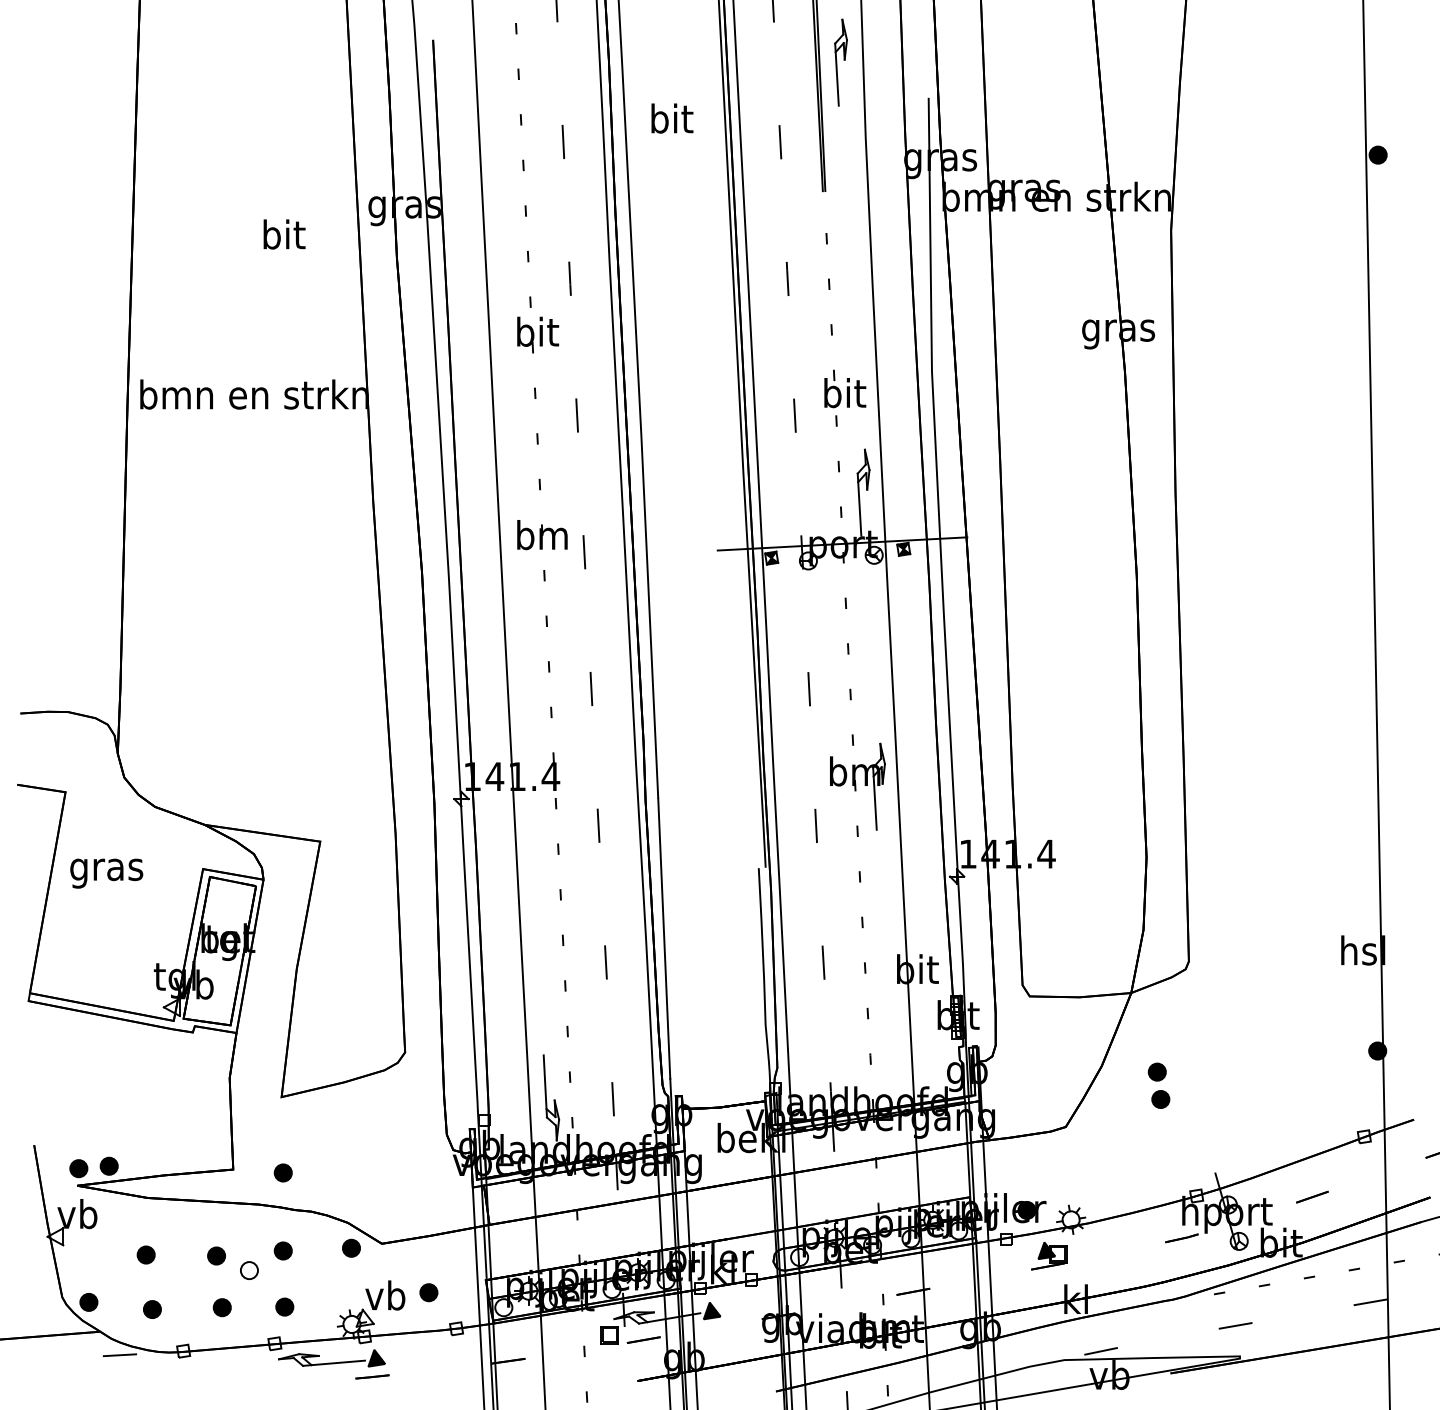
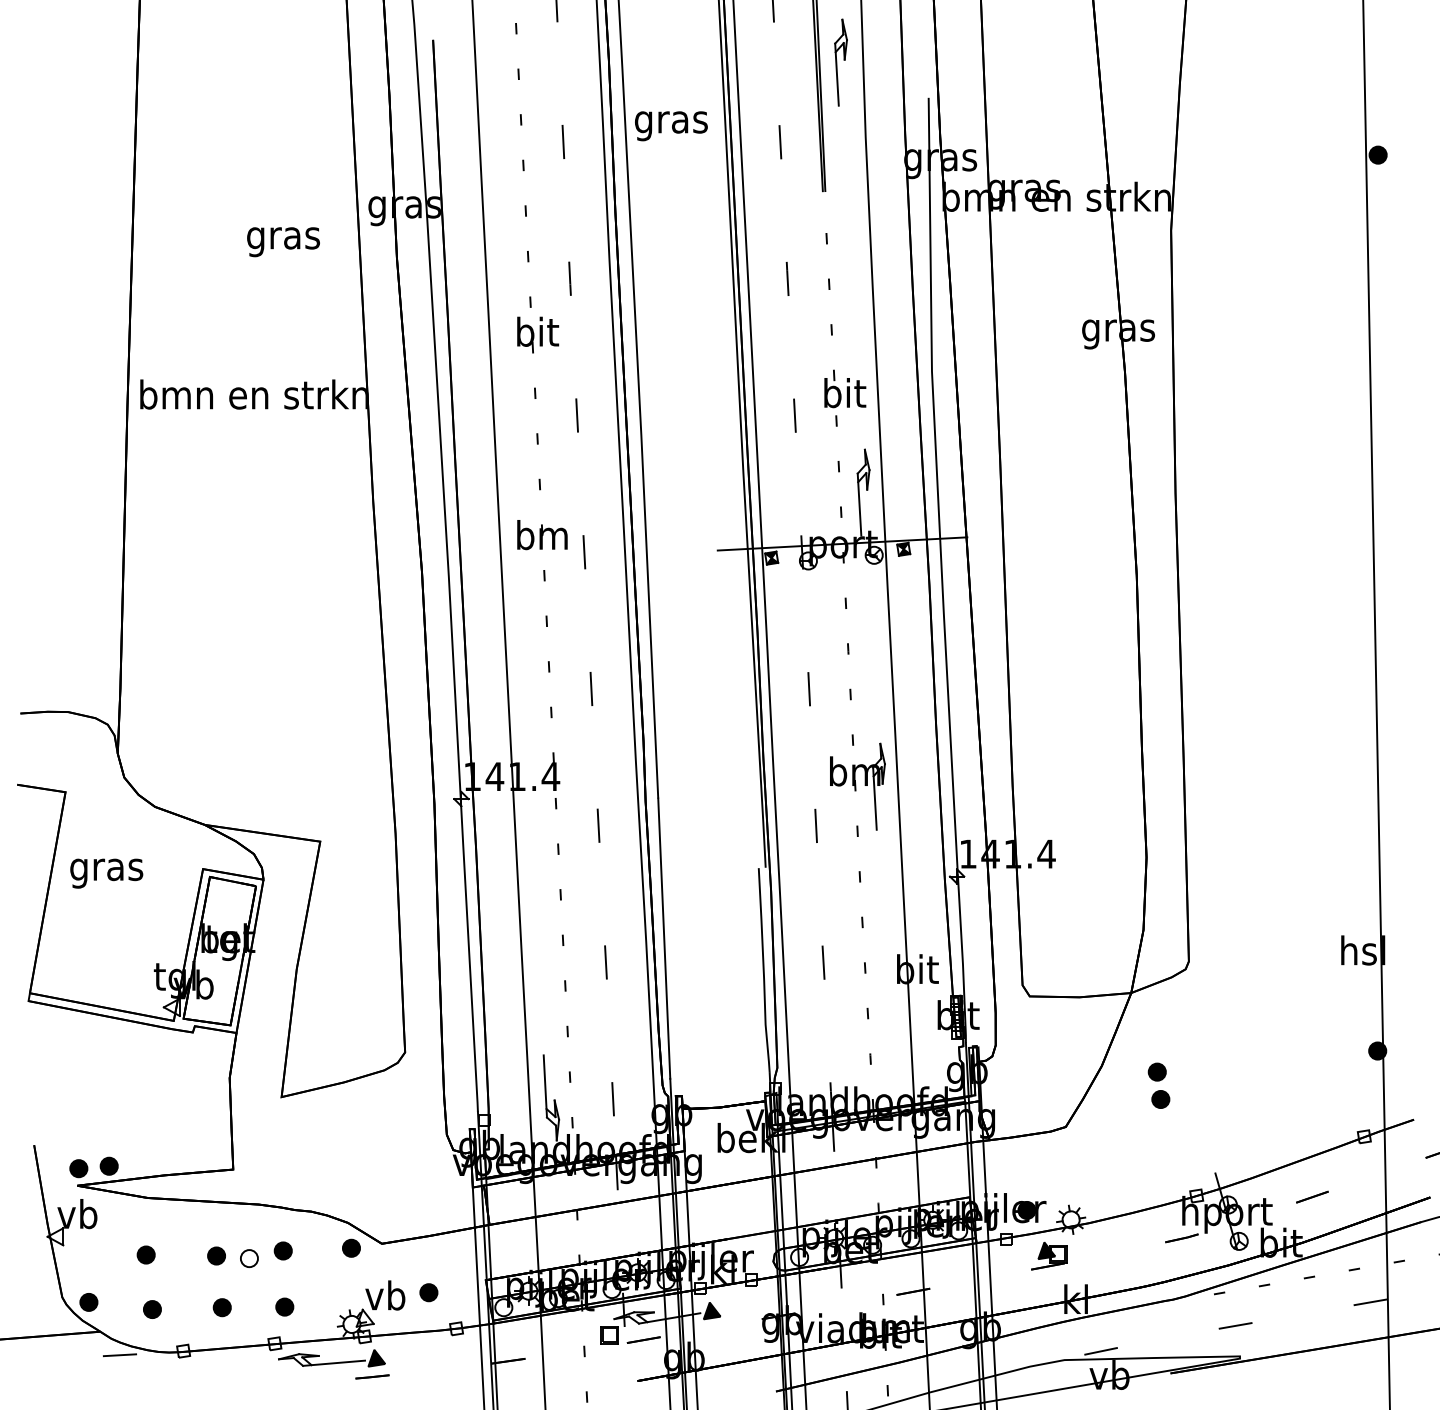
text: bit -> gras (671, 122)
text: bit -> gras (283, 238)
part: present -> none (282, 1172)
part position: (249, 1270) -> (249, 1258) (249, 1258)
